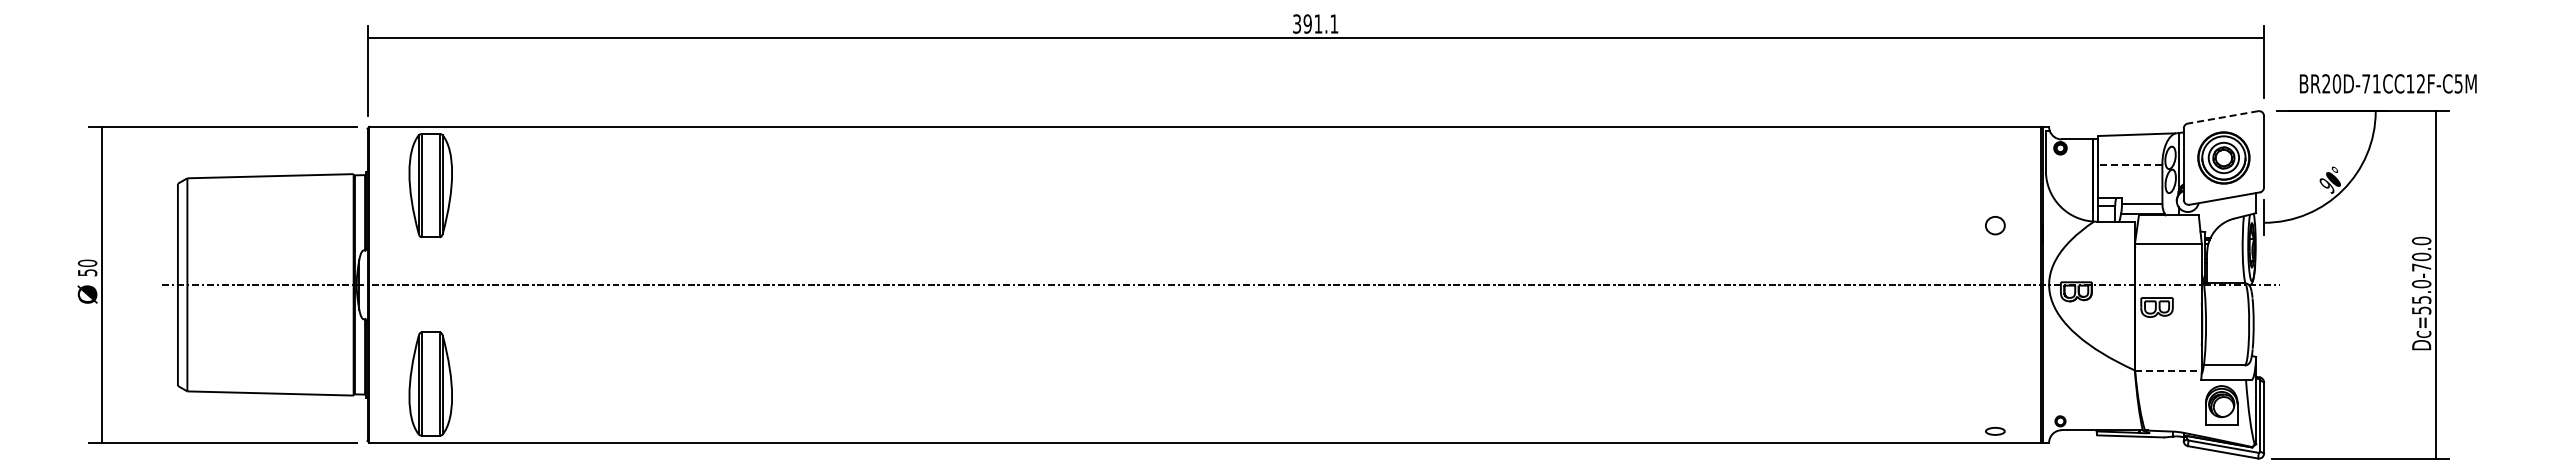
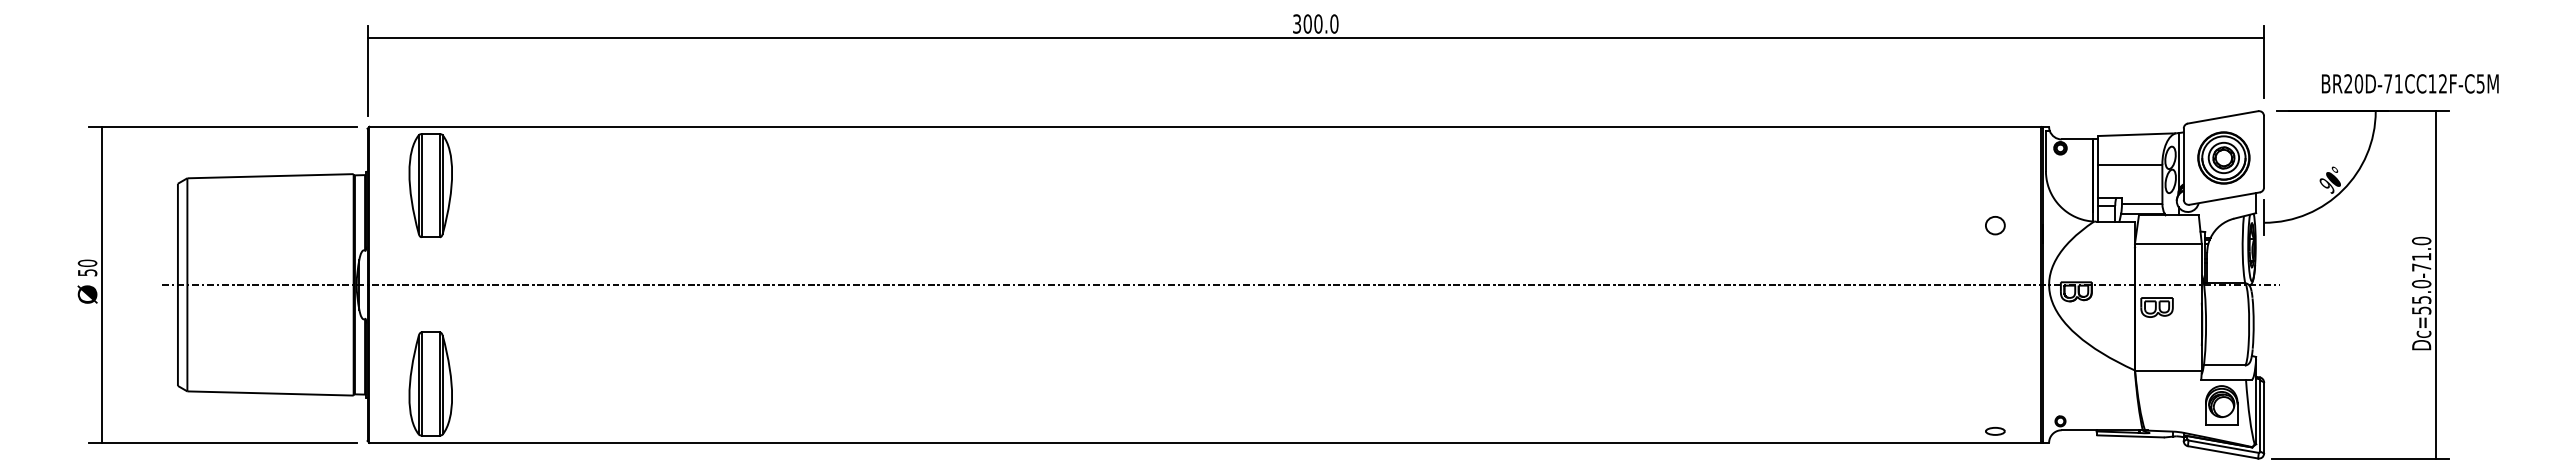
text: 391.1 -> 300.0 (1320, 23)
text position: (2388, 83) -> (2410, 83) (2410, 83)
line: dashed -> solid (2223, 117)
line: dashed -> solid (2130, 164)
text: Dc=55.0-70.0 -> Dc=55.0-71.0 (2421, 256)
line: dashed -> solid (2168, 371)
